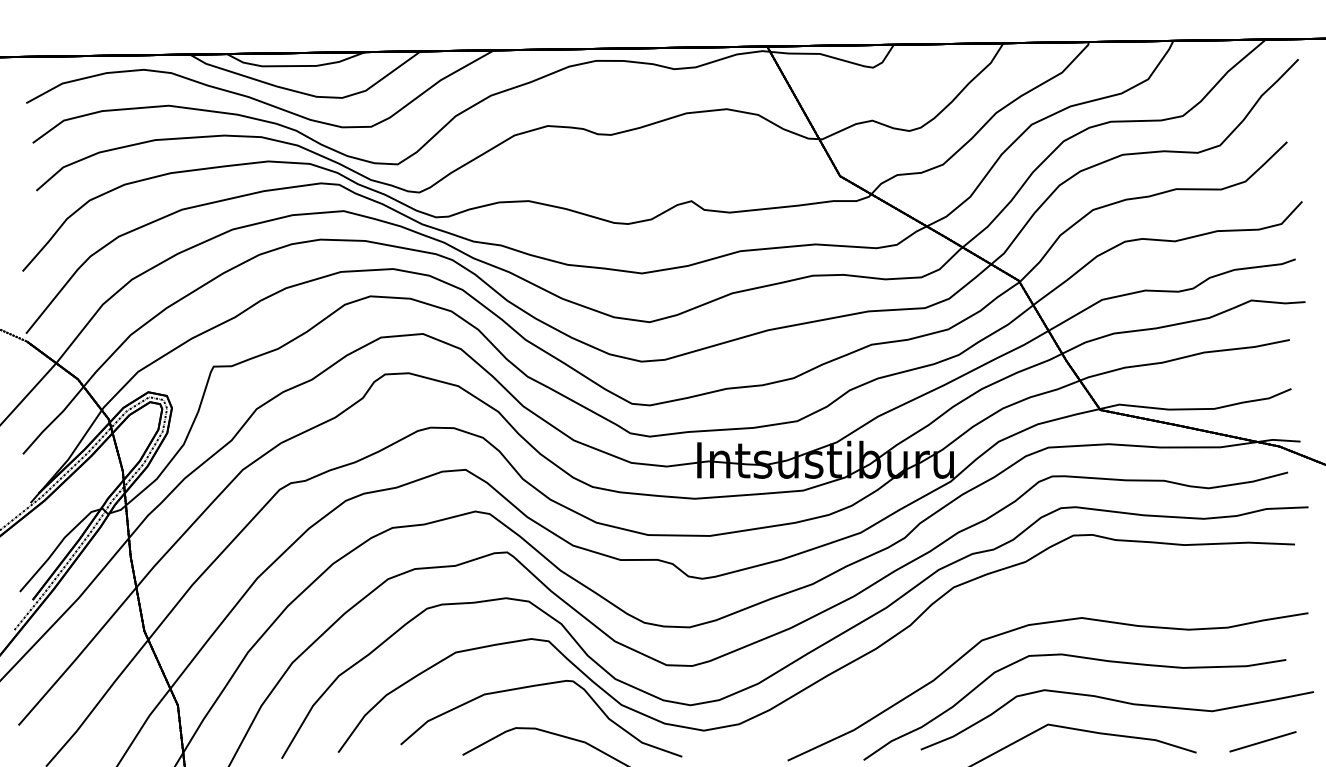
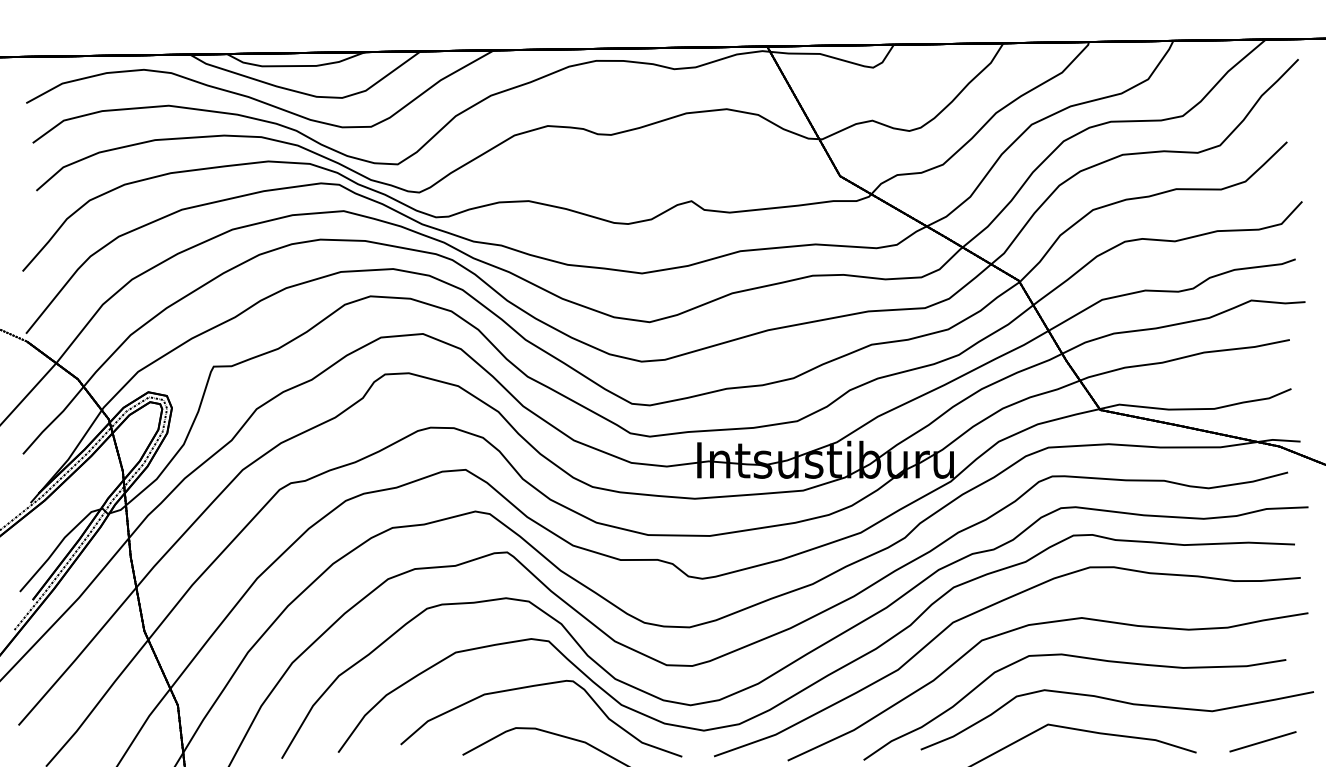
curve: none -> present (983, 610)
